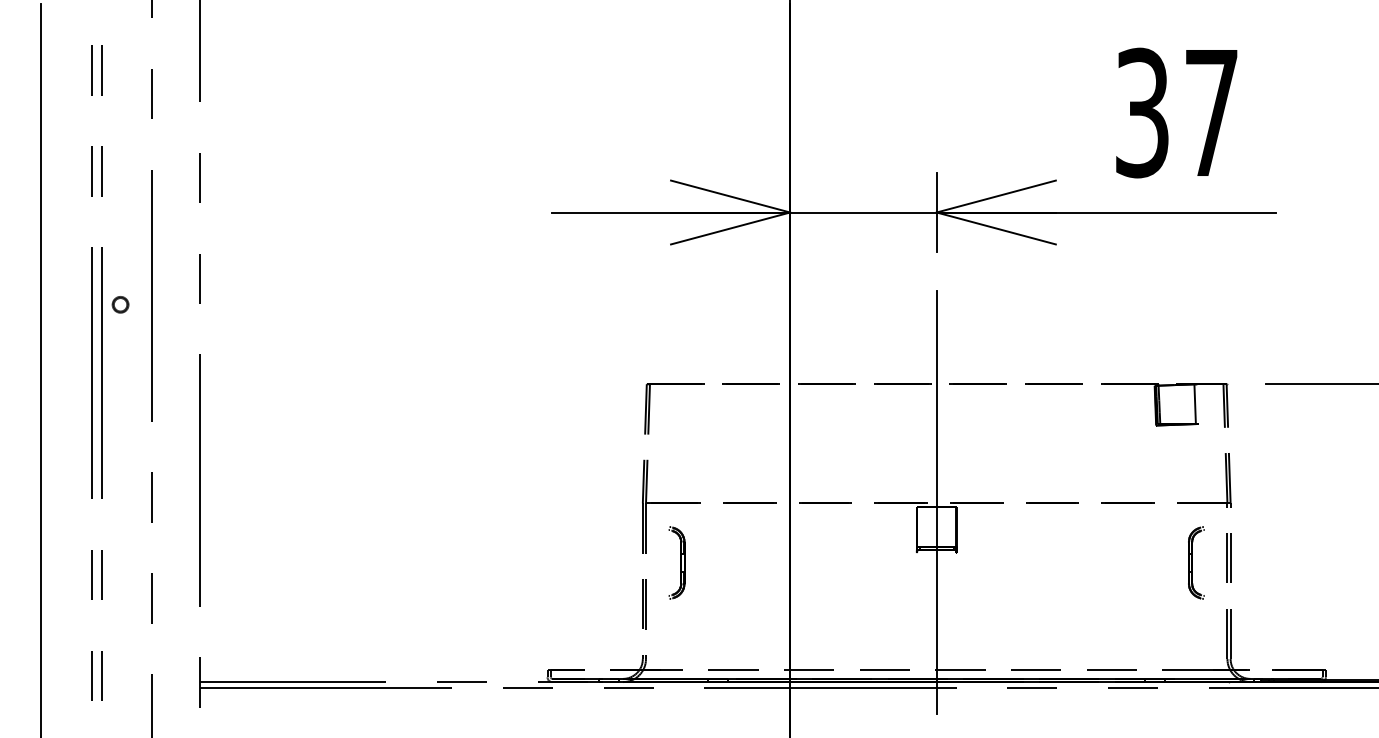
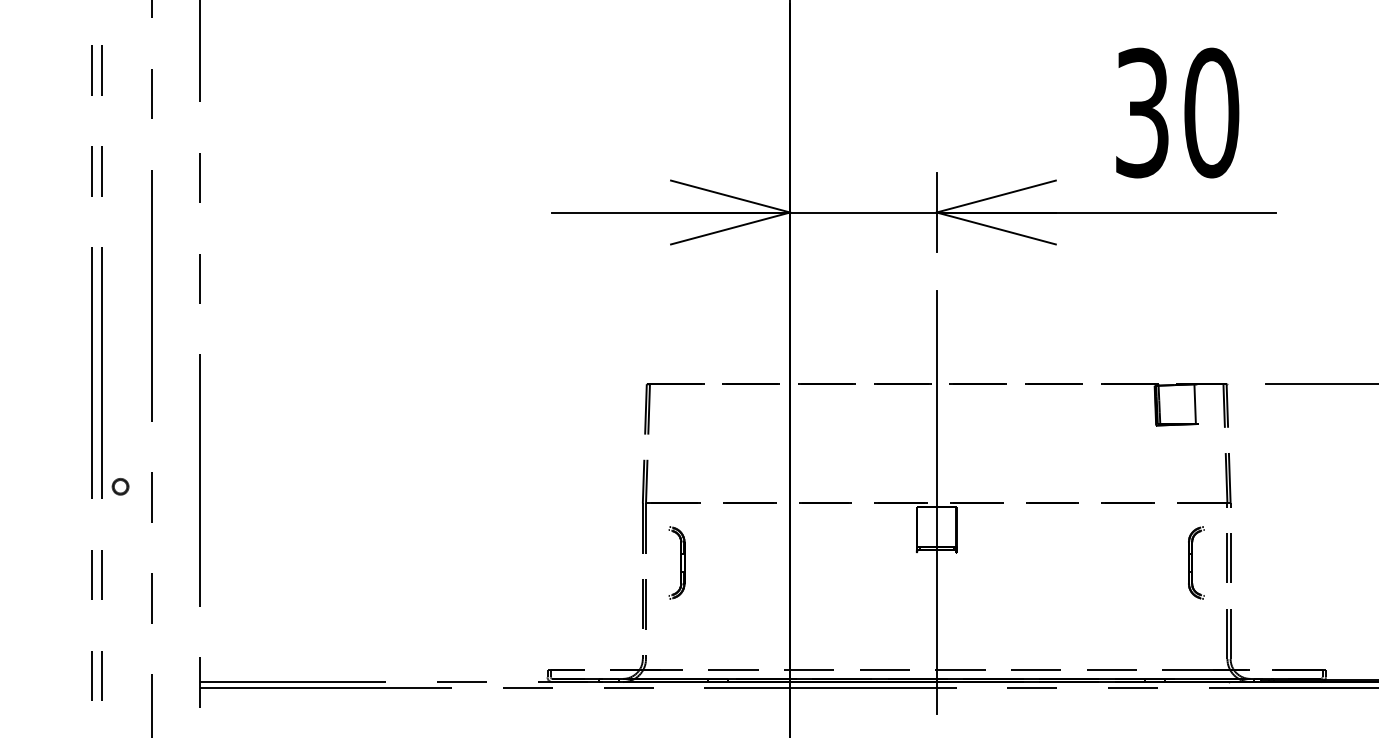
text: 37 -> 30 (1211, 112)
part position: (120, 304) -> (120, 486) (120, 486)
line: present -> none (41, 368)
